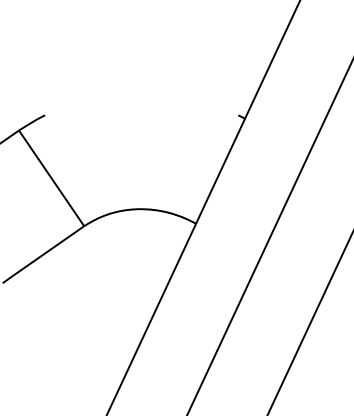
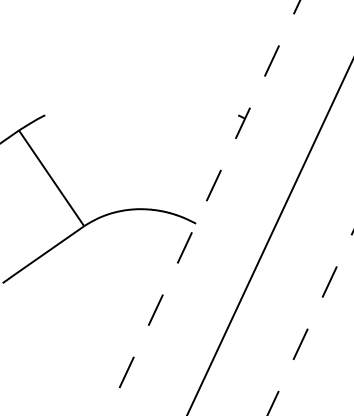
line: solid -> dashed (203, 207)
line: solid -> dashed (310, 322)
